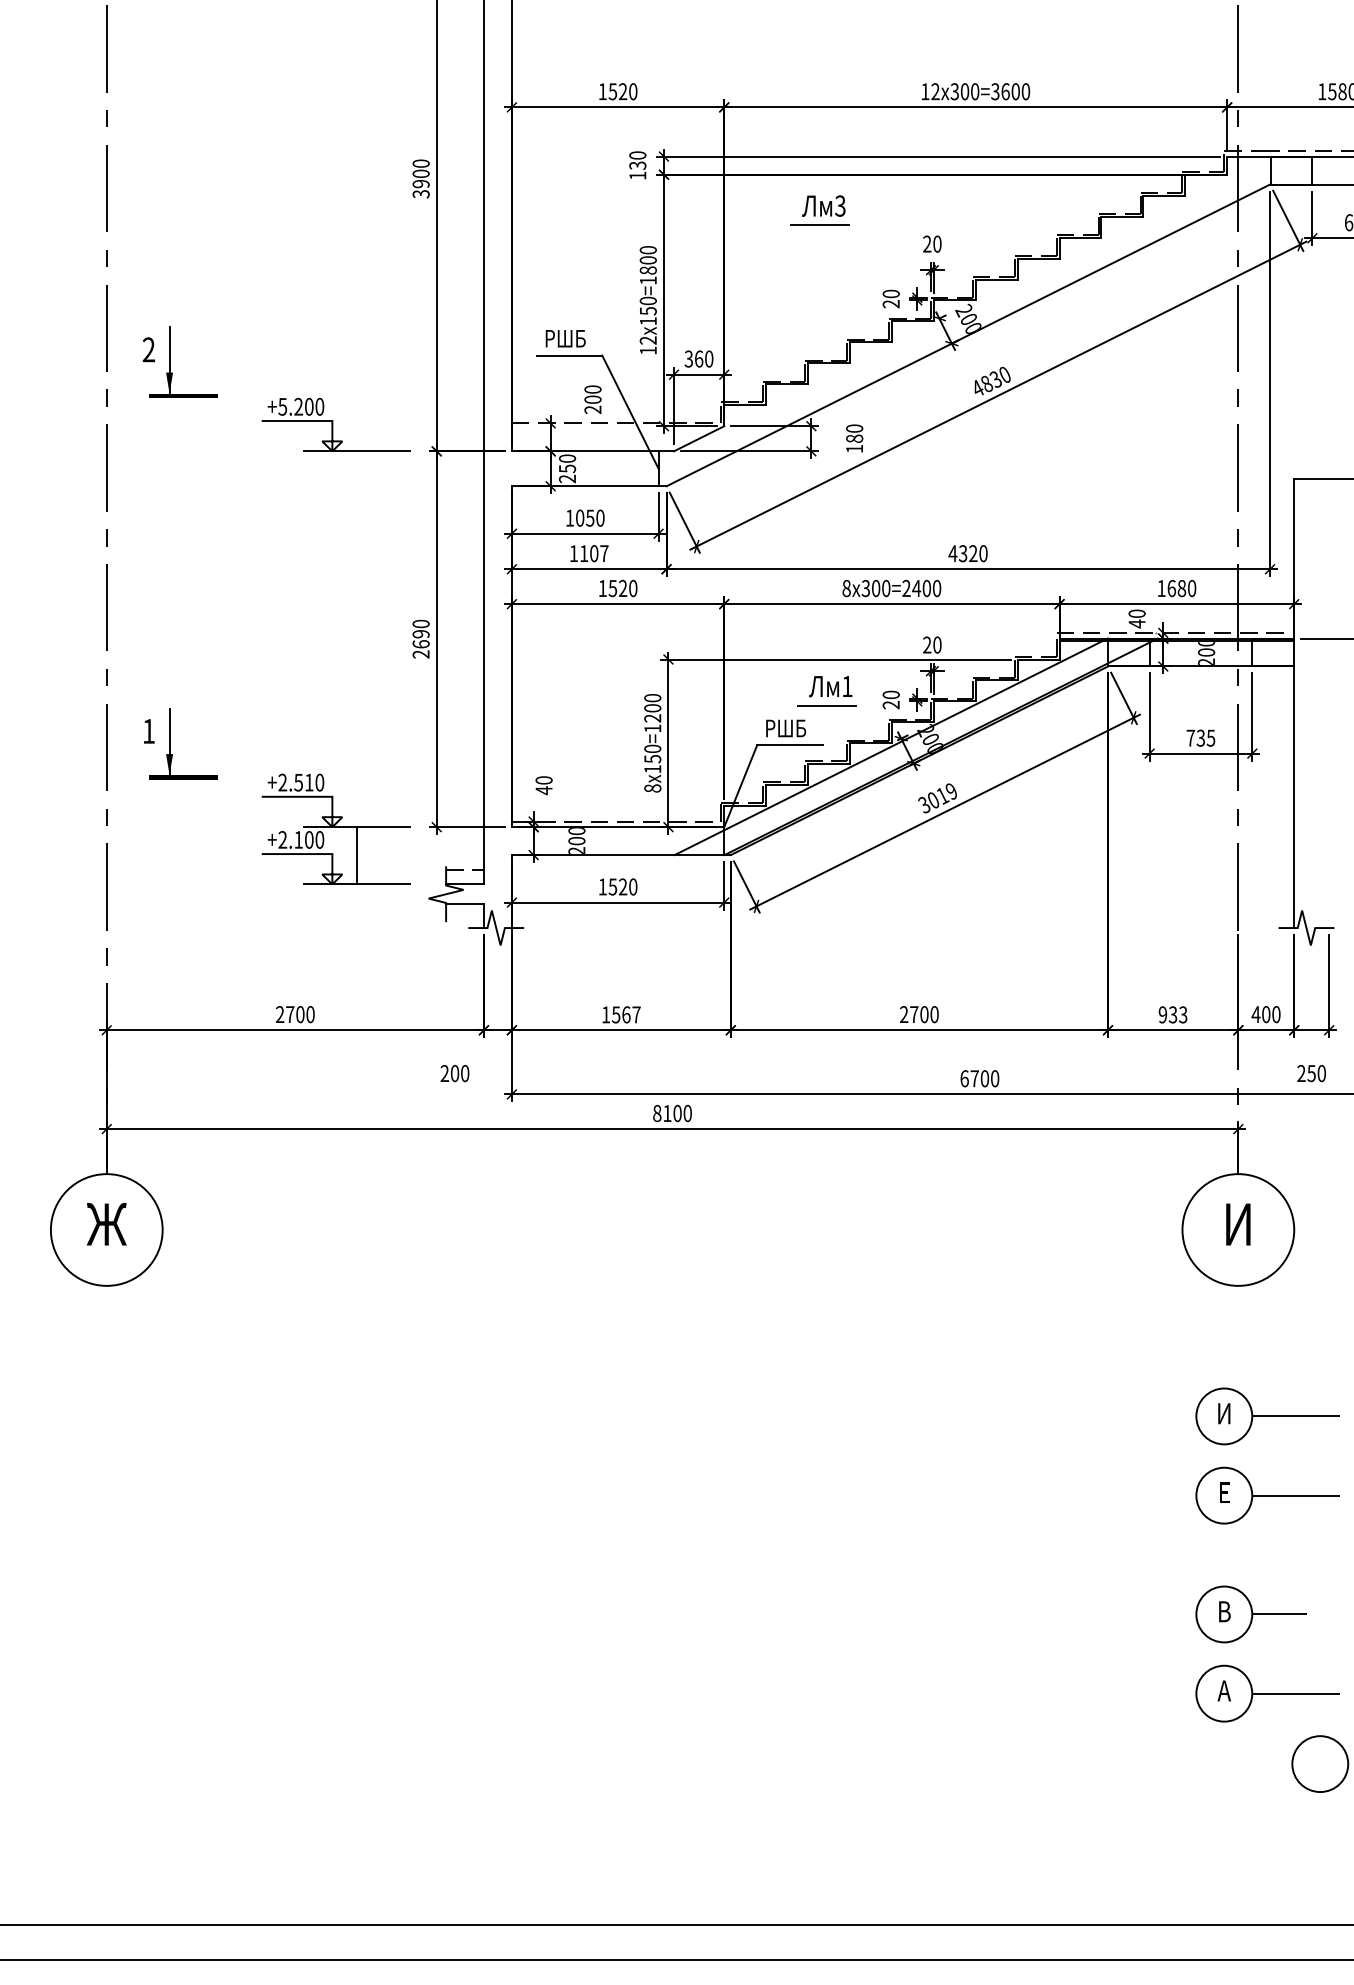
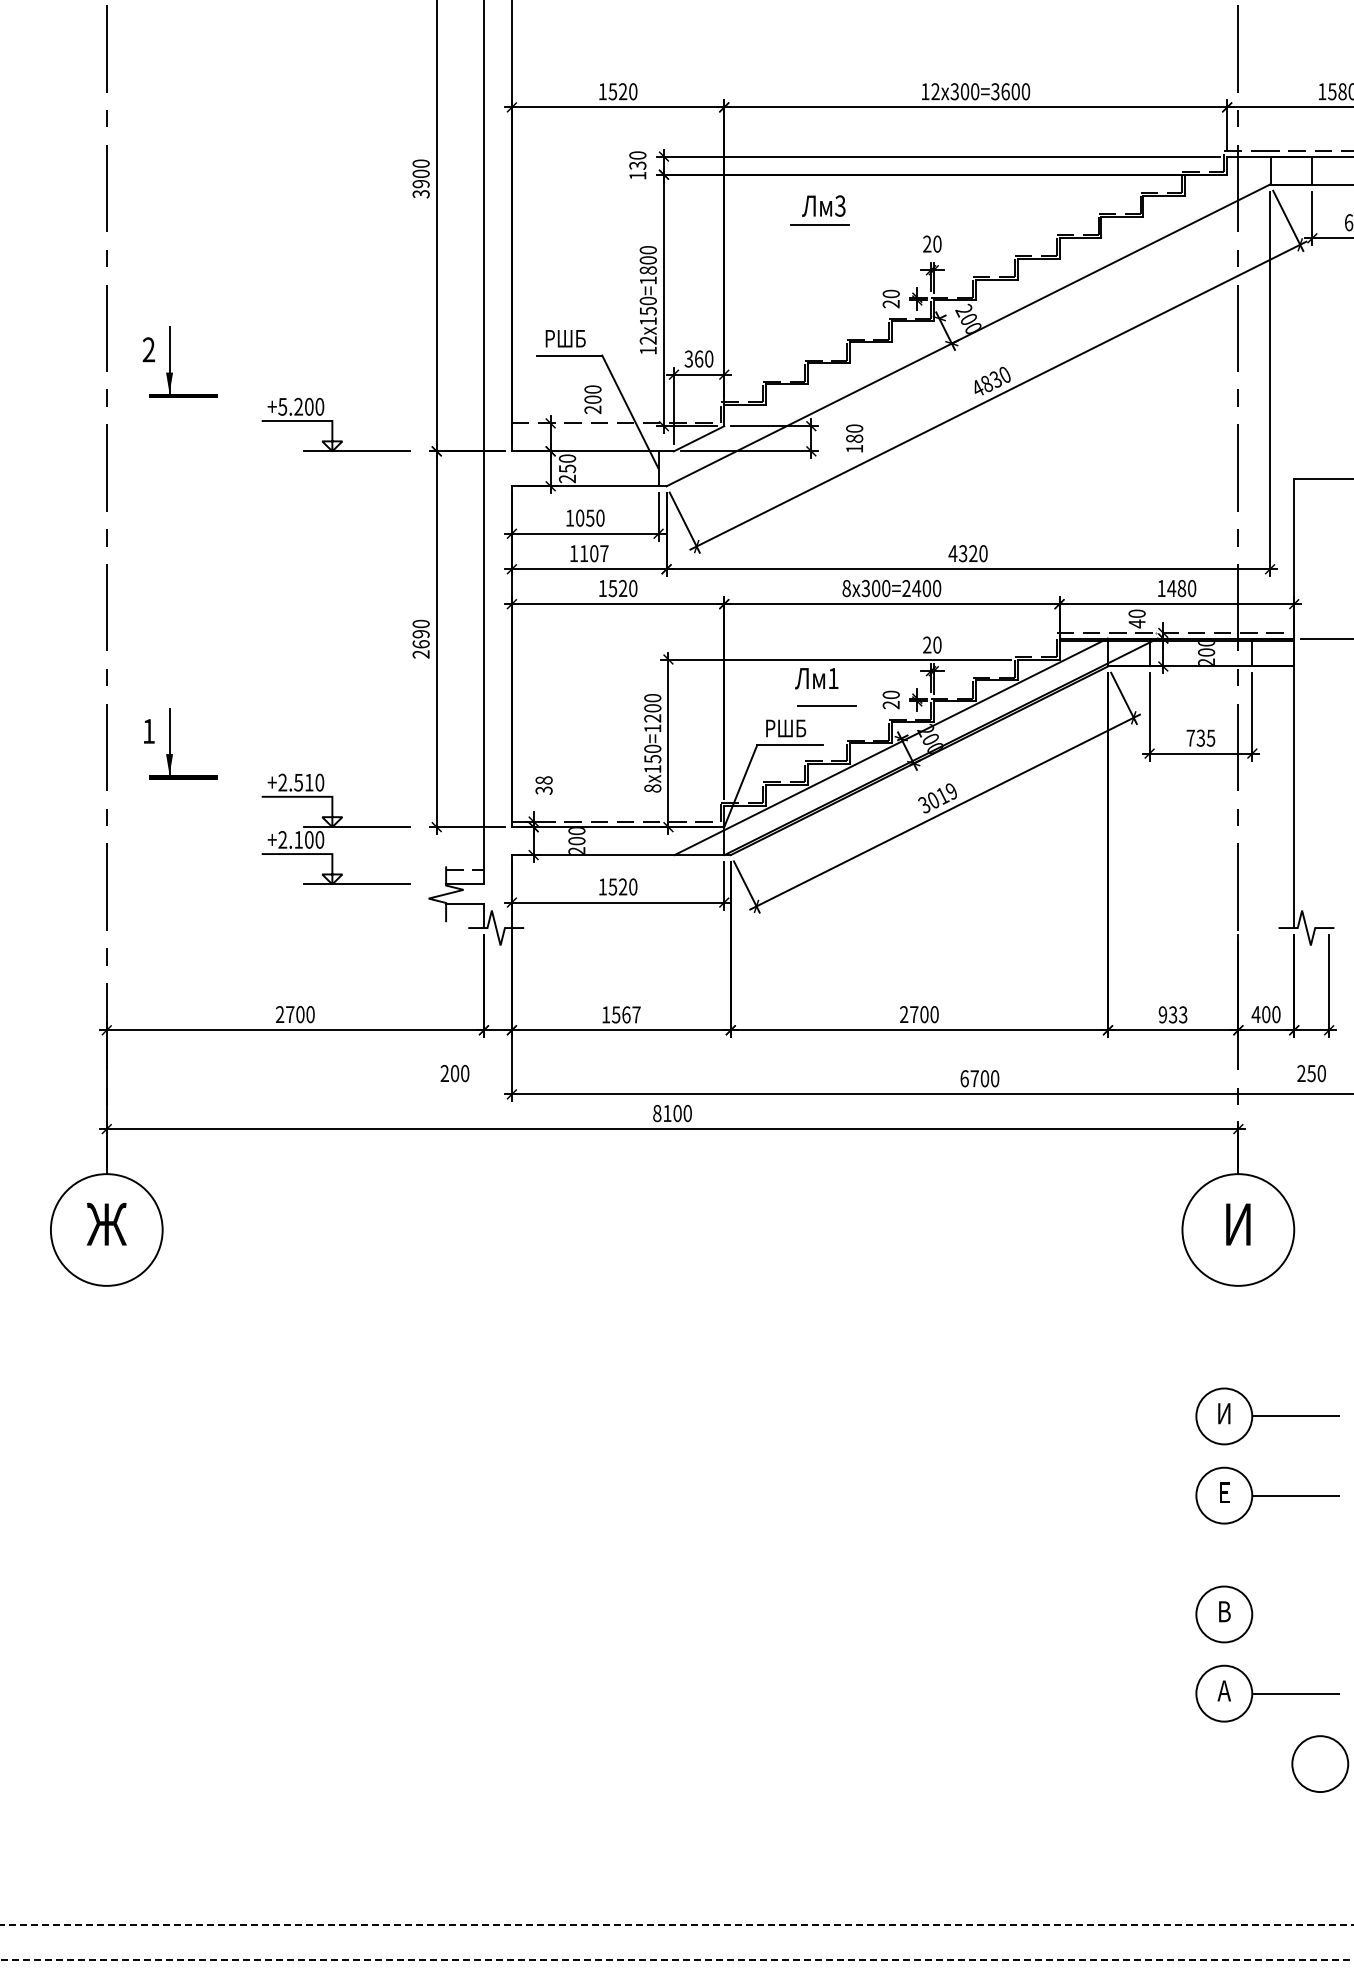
text: 1680 -> 1480 (1171, 588)
text position: (830, 686) -> (816, 678) (816, 678)
text: 40 -> 38 (543, 785)
line: present -> none (356, 855)
line: present -> none (1279, 1614)
line: solid -> dashed (677, 1925)
line: solid -> dashed (676, 1960)
